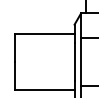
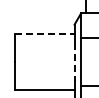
line: solid -> dashed (44, 33)
line: solid -> dashed (74, 62)
